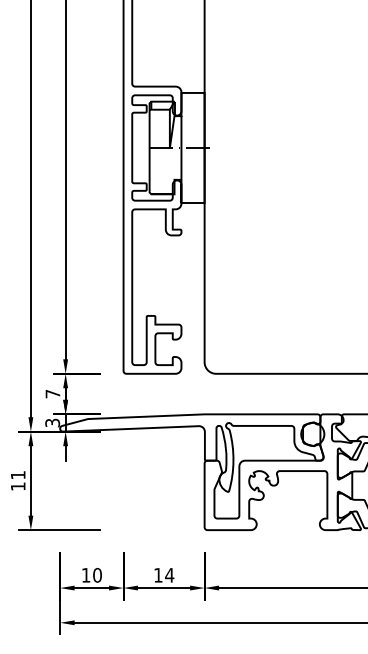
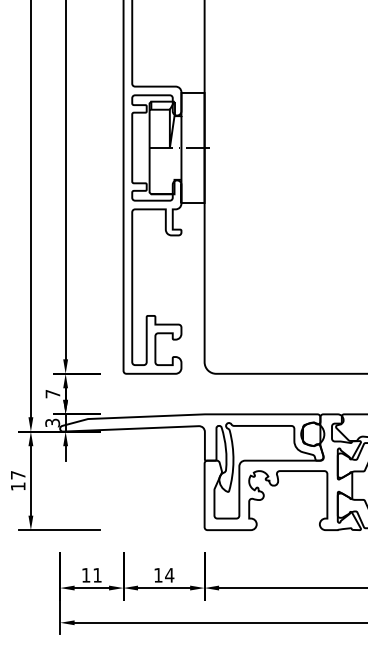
text: 11 -> 17 (18, 475)
text: 10 -> 11 (97, 574)
